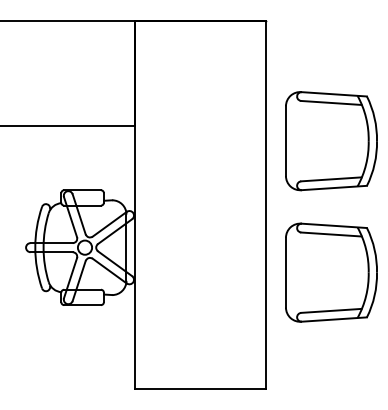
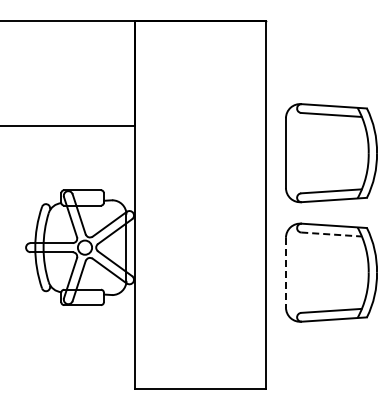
part position: (331, 141) -> (331, 153) (331, 153)
line: solid -> dashed (331, 234)
line: solid -> dashed (286, 272)
